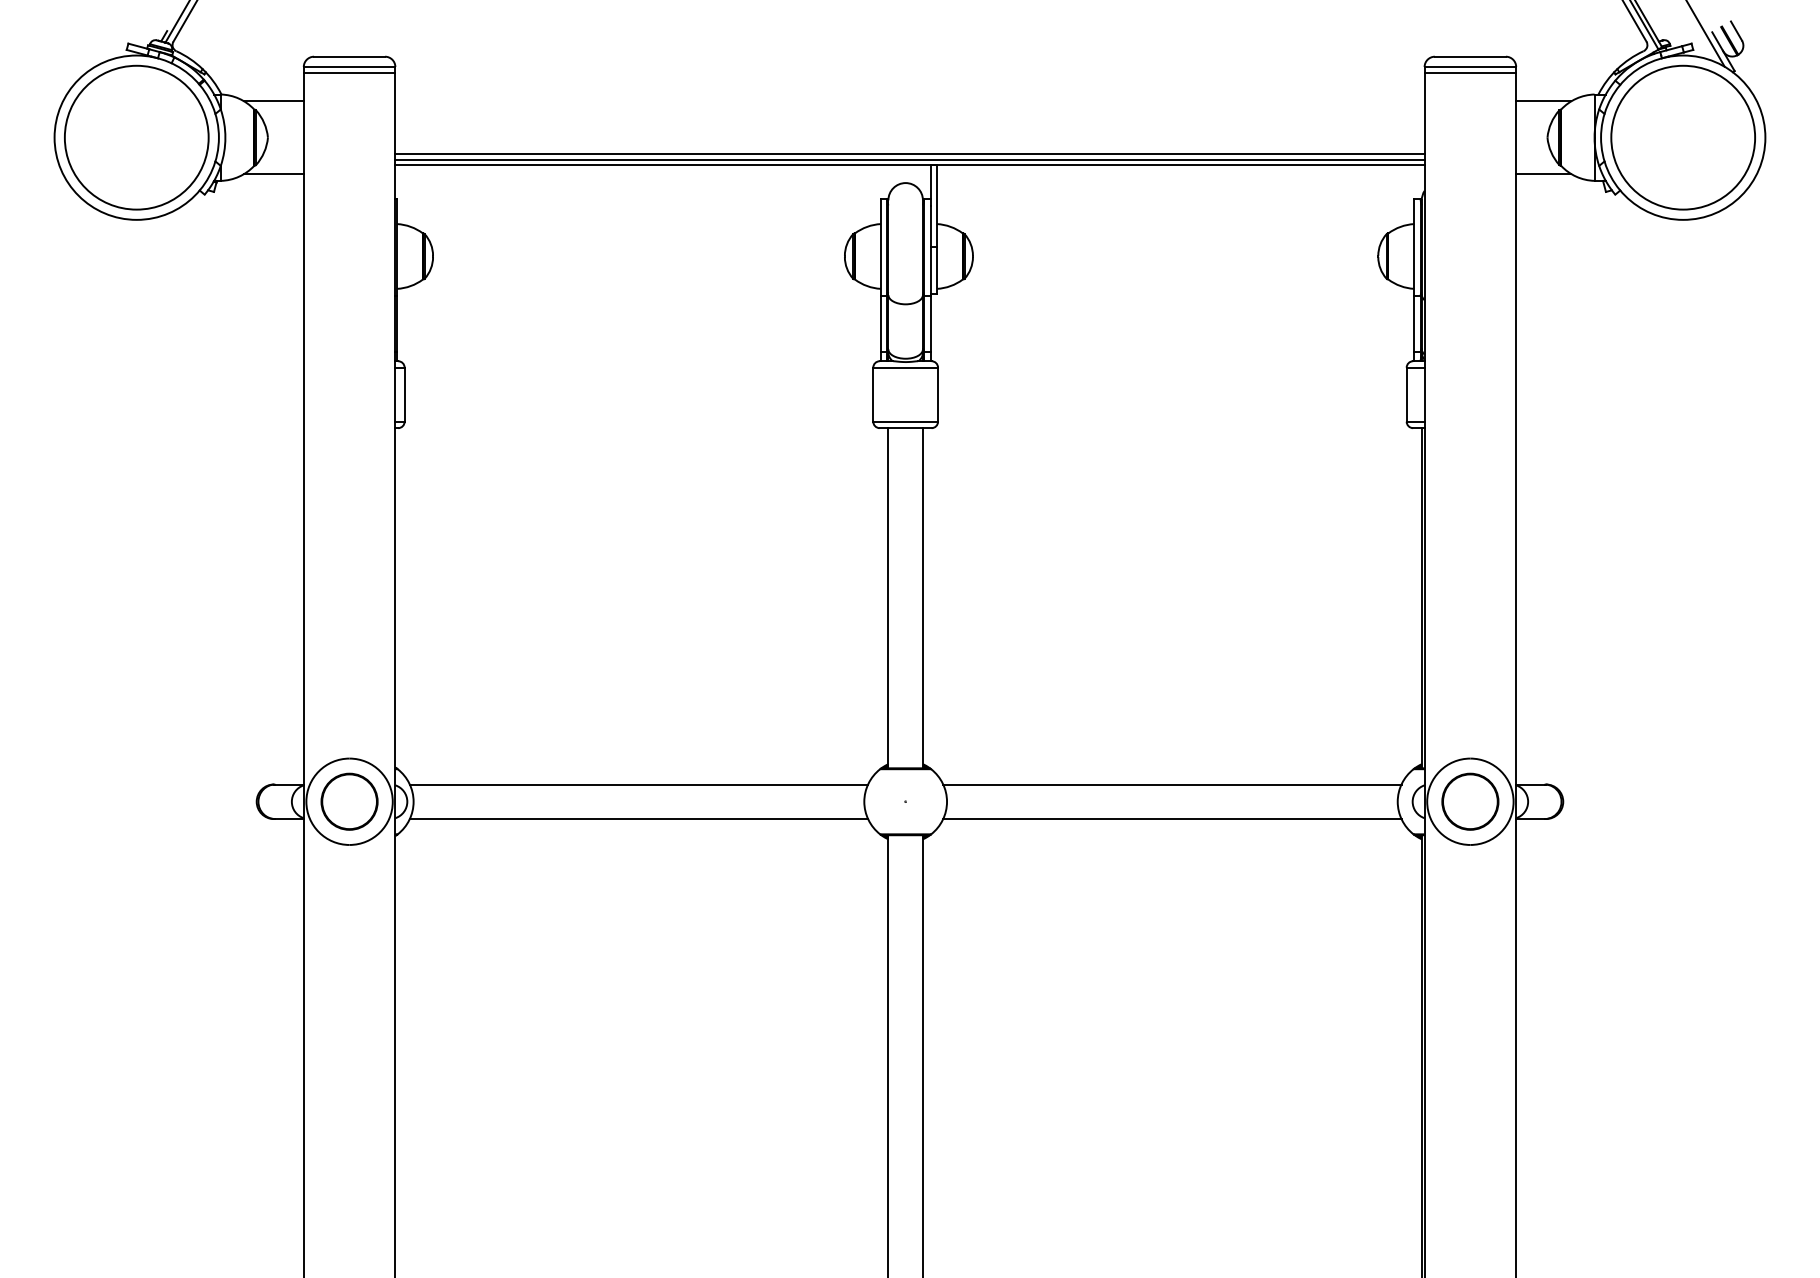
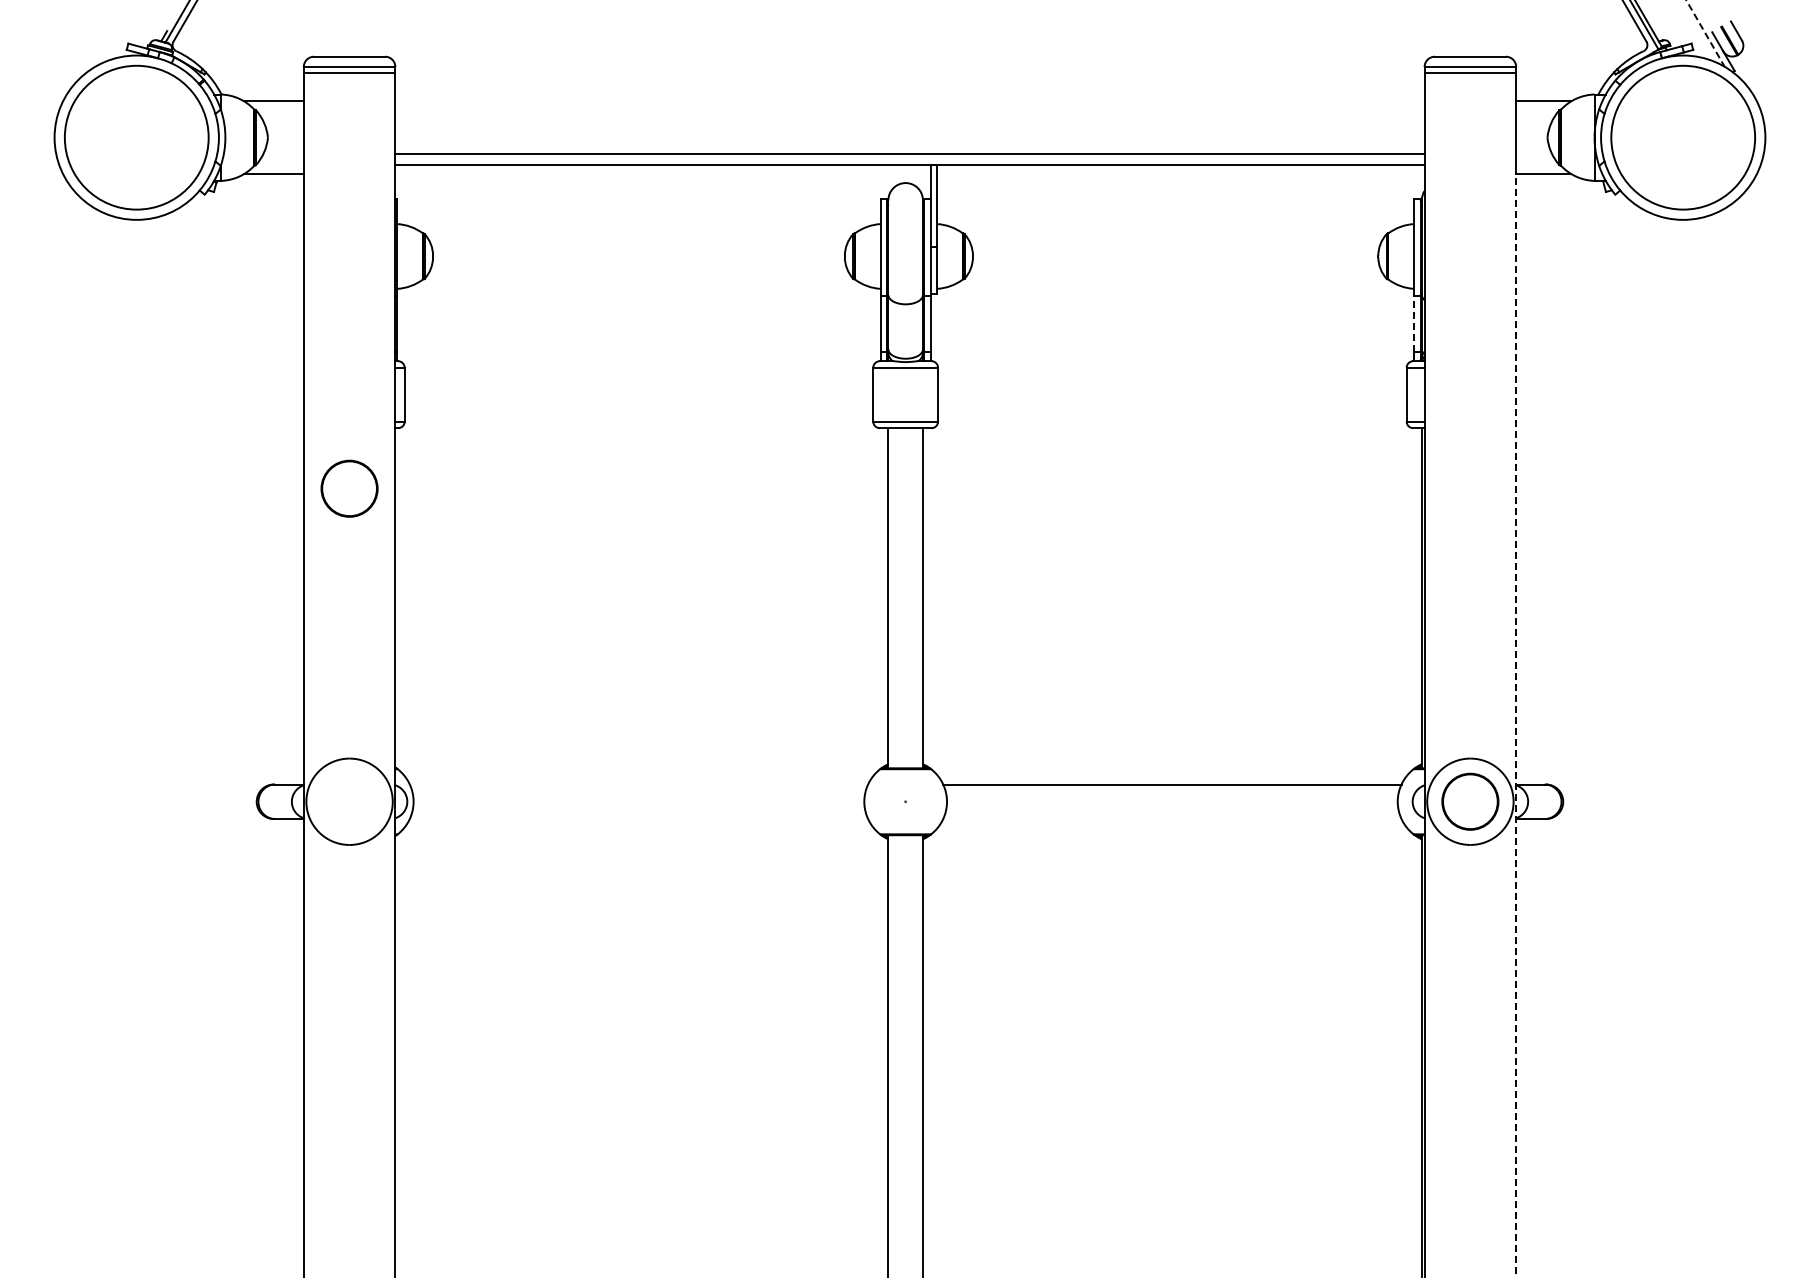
line: solid -> dashed (1705, 34)
line: present -> none (909, 160)
line: solid -> dashed (1414, 323)
line: solid -> dashed (1516, 725)
line: present -> none (638, 784)
circle position: (349, 801) -> (349, 488) (349, 488)
line: present -> none (638, 819)
line: present -> none (1172, 819)
